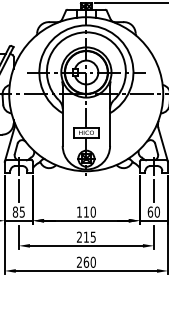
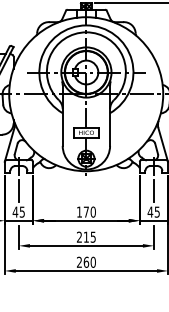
text: 85 -> 45 (15, 211)
text: 110 -> 170 (85, 211)
text: 60 -> 45 (153, 211)
